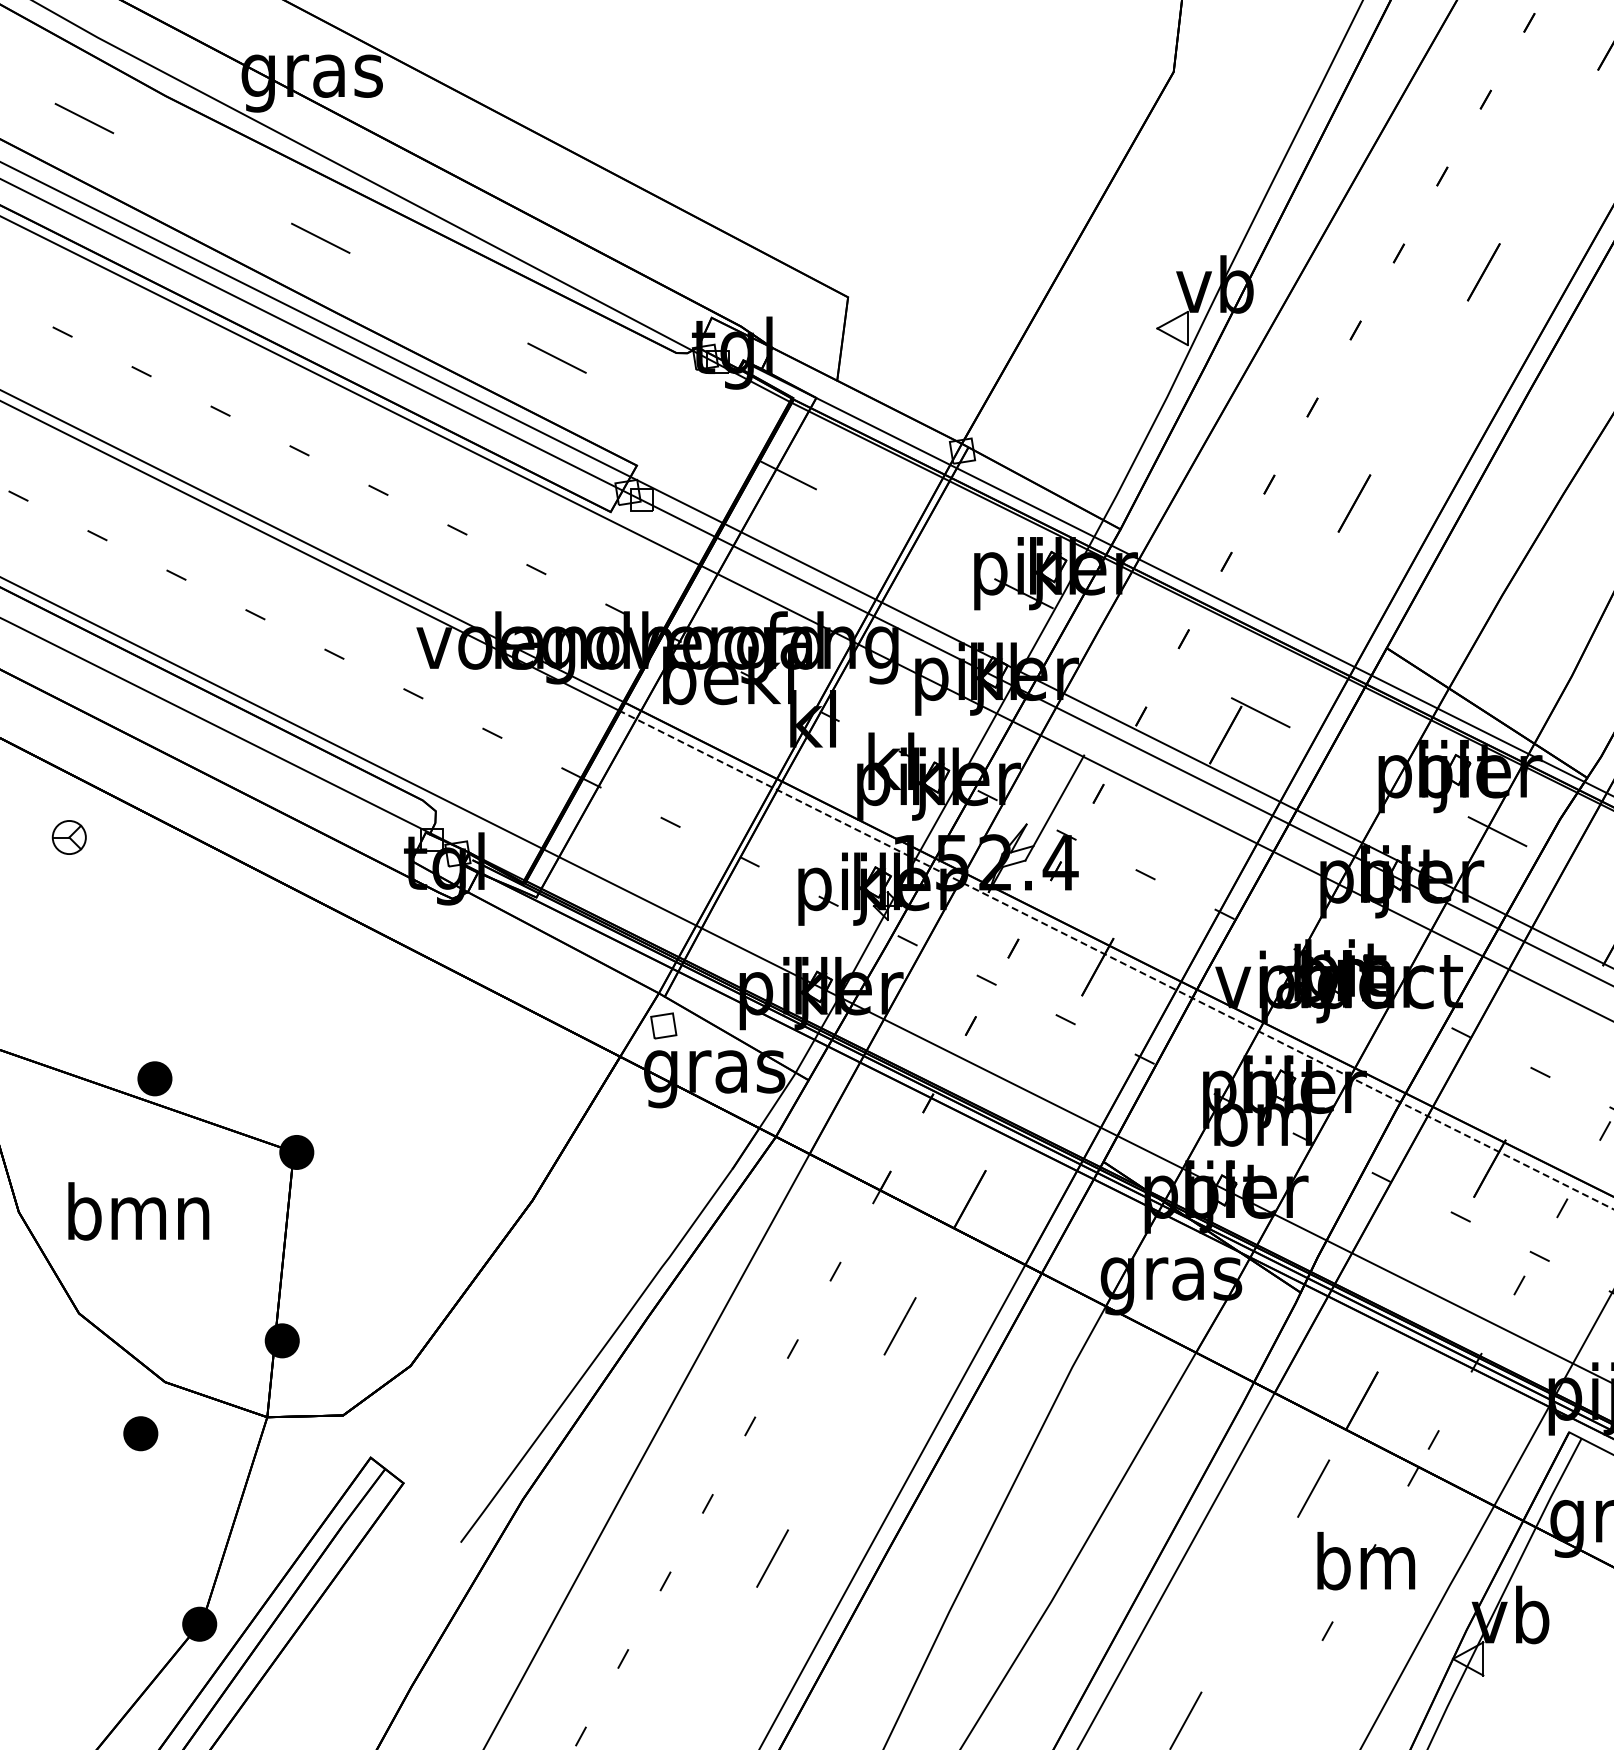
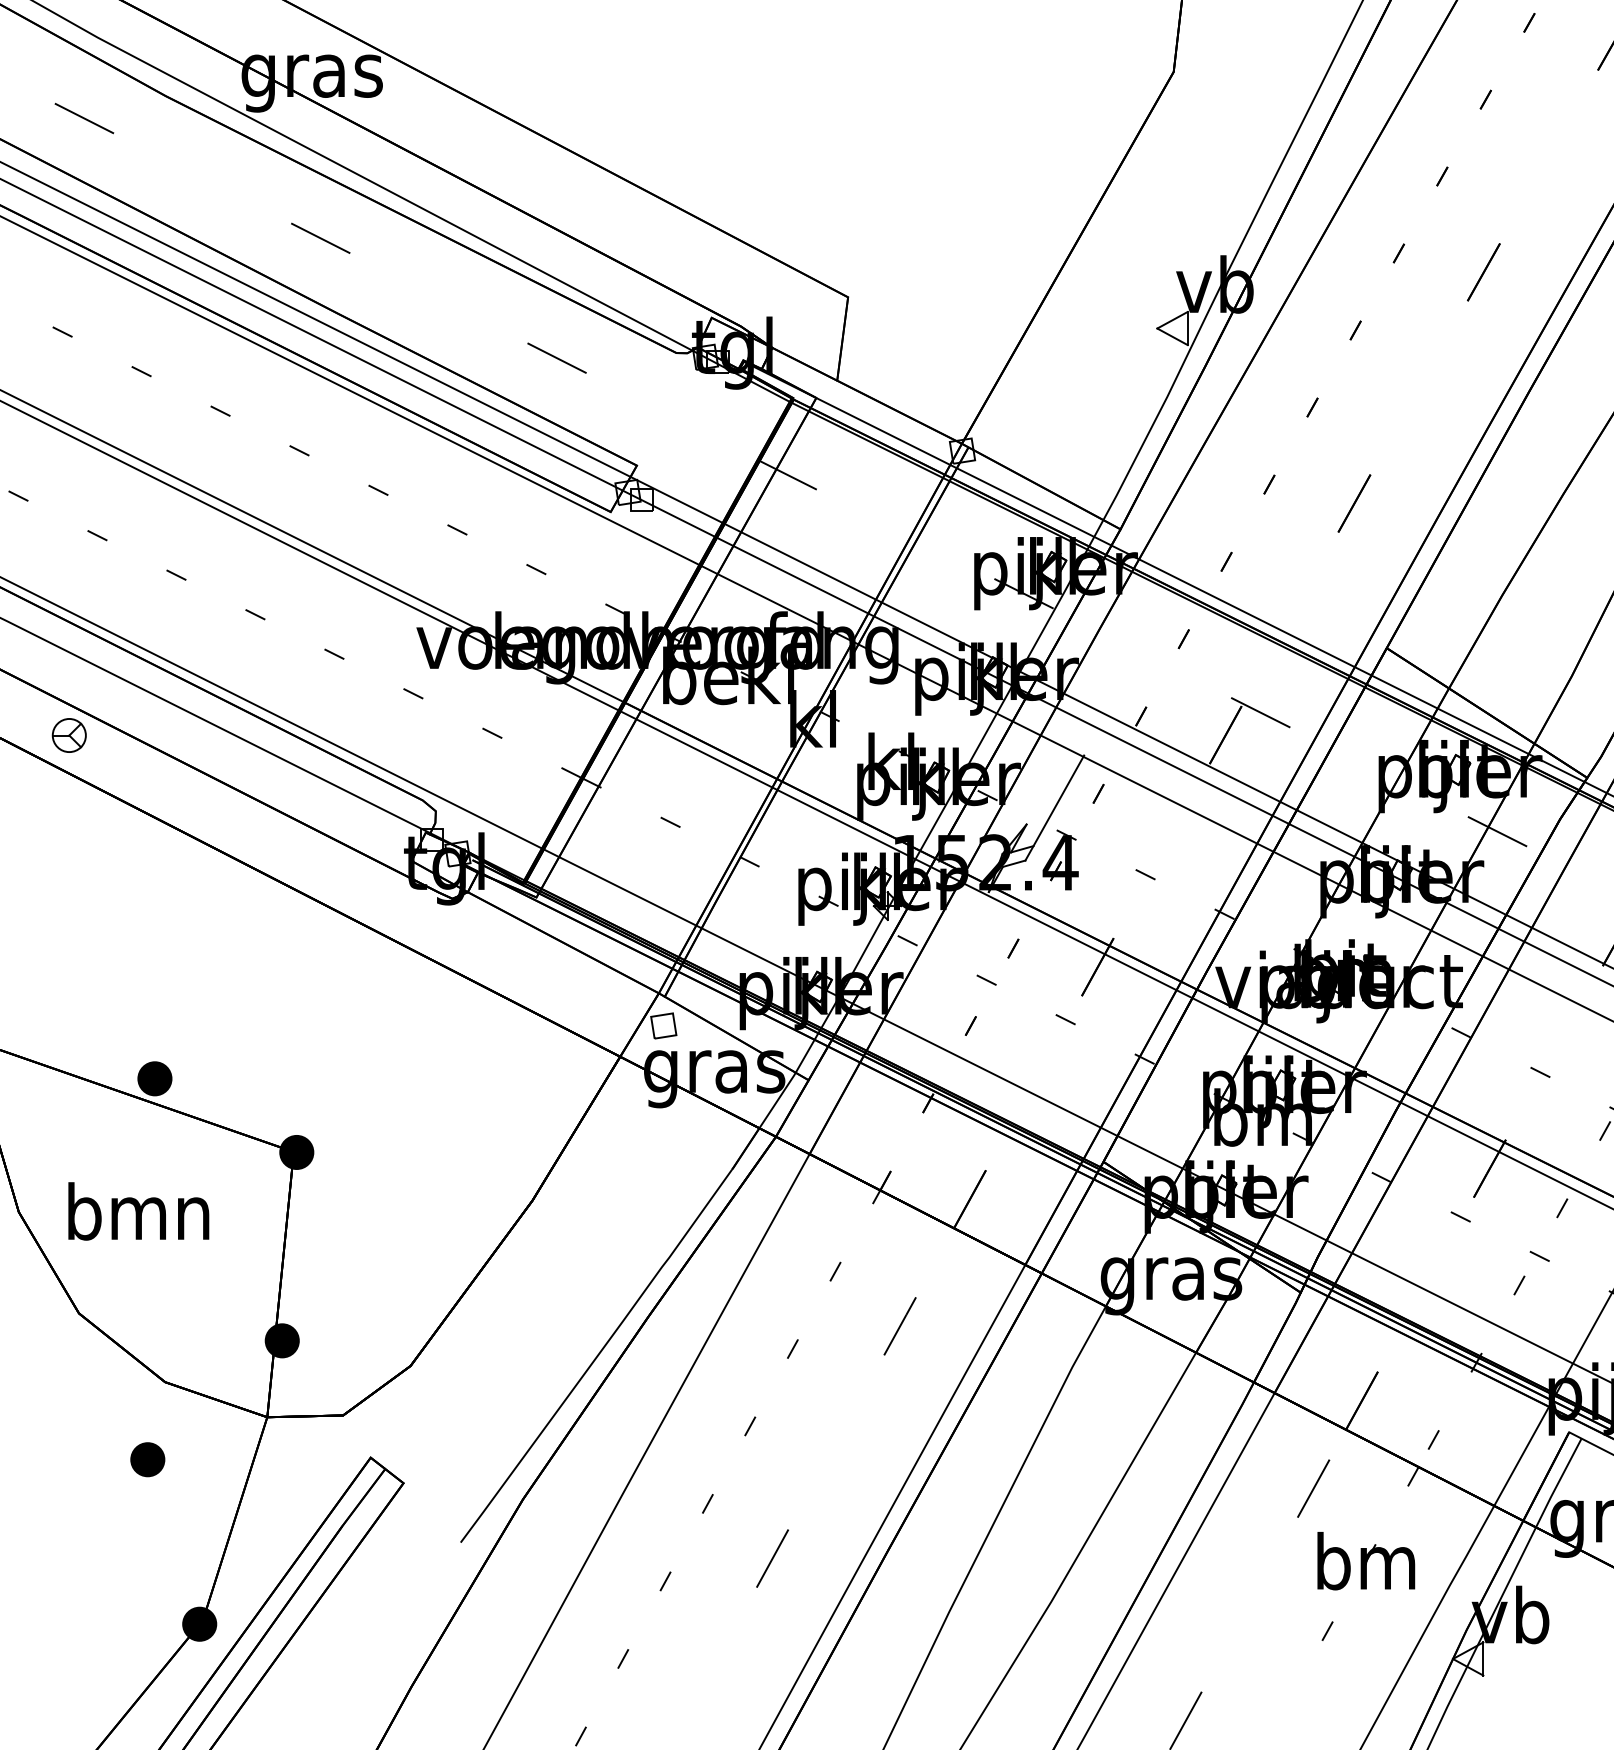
part position: (68, 837) -> (68, 735) (68, 735)
line: dashed -> solid (1116, 959)
part position: (140, 1433) -> (147, 1459) (147, 1459)
